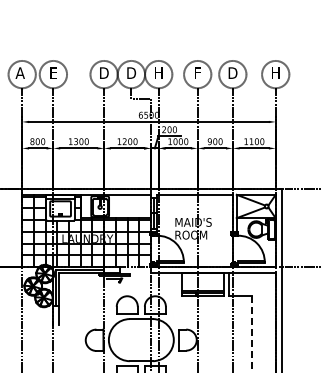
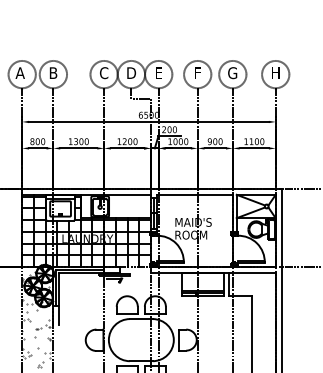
text: E -> B (53, 72)
text: H -> E (158, 72)
text: D -> C (104, 73)
text: D -> G (232, 73)
hatch: none -> present (37, 319)
line: dashed -> solid (252, 335)
